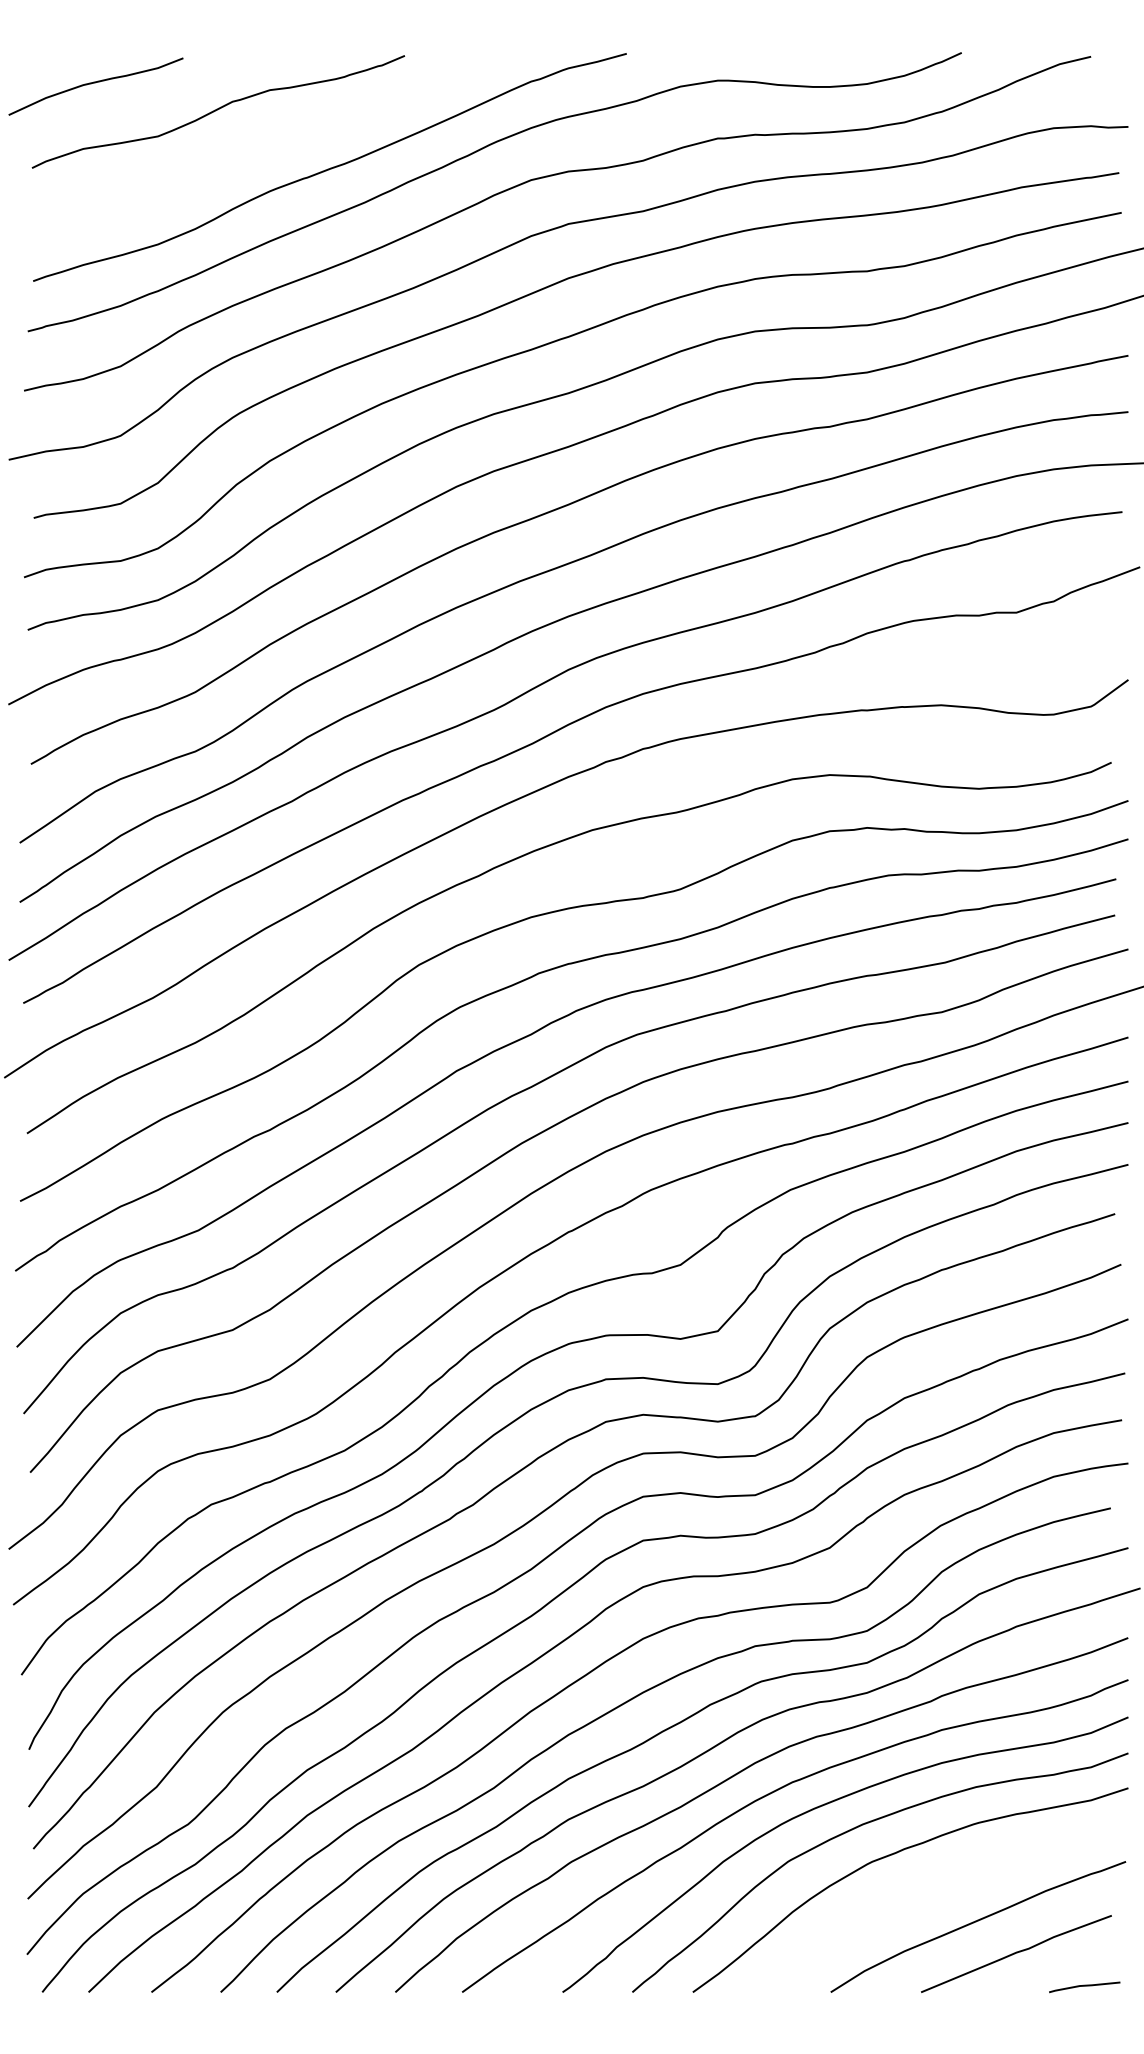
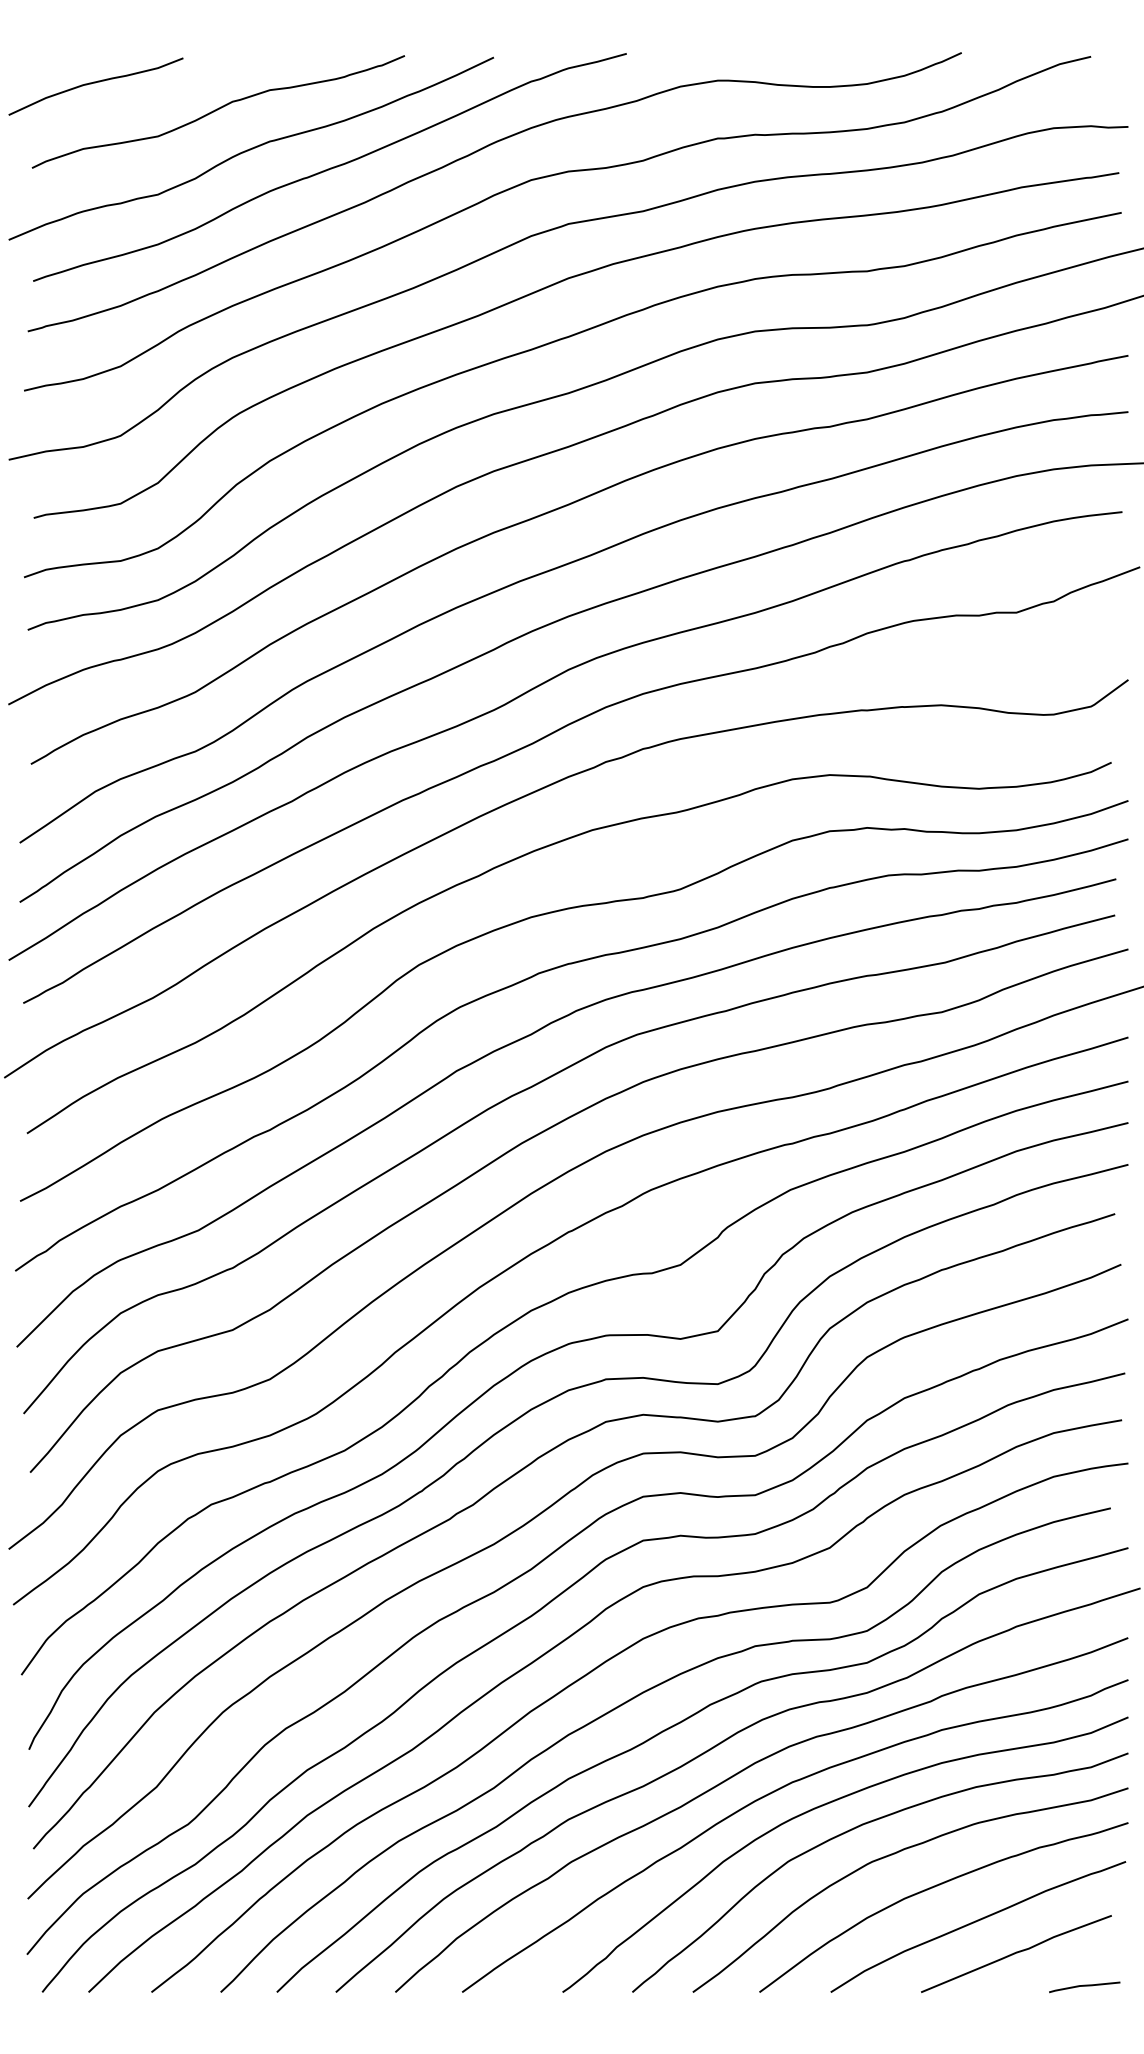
curve: none -> present (251, 148)
curve: none -> present (935, 1887)
